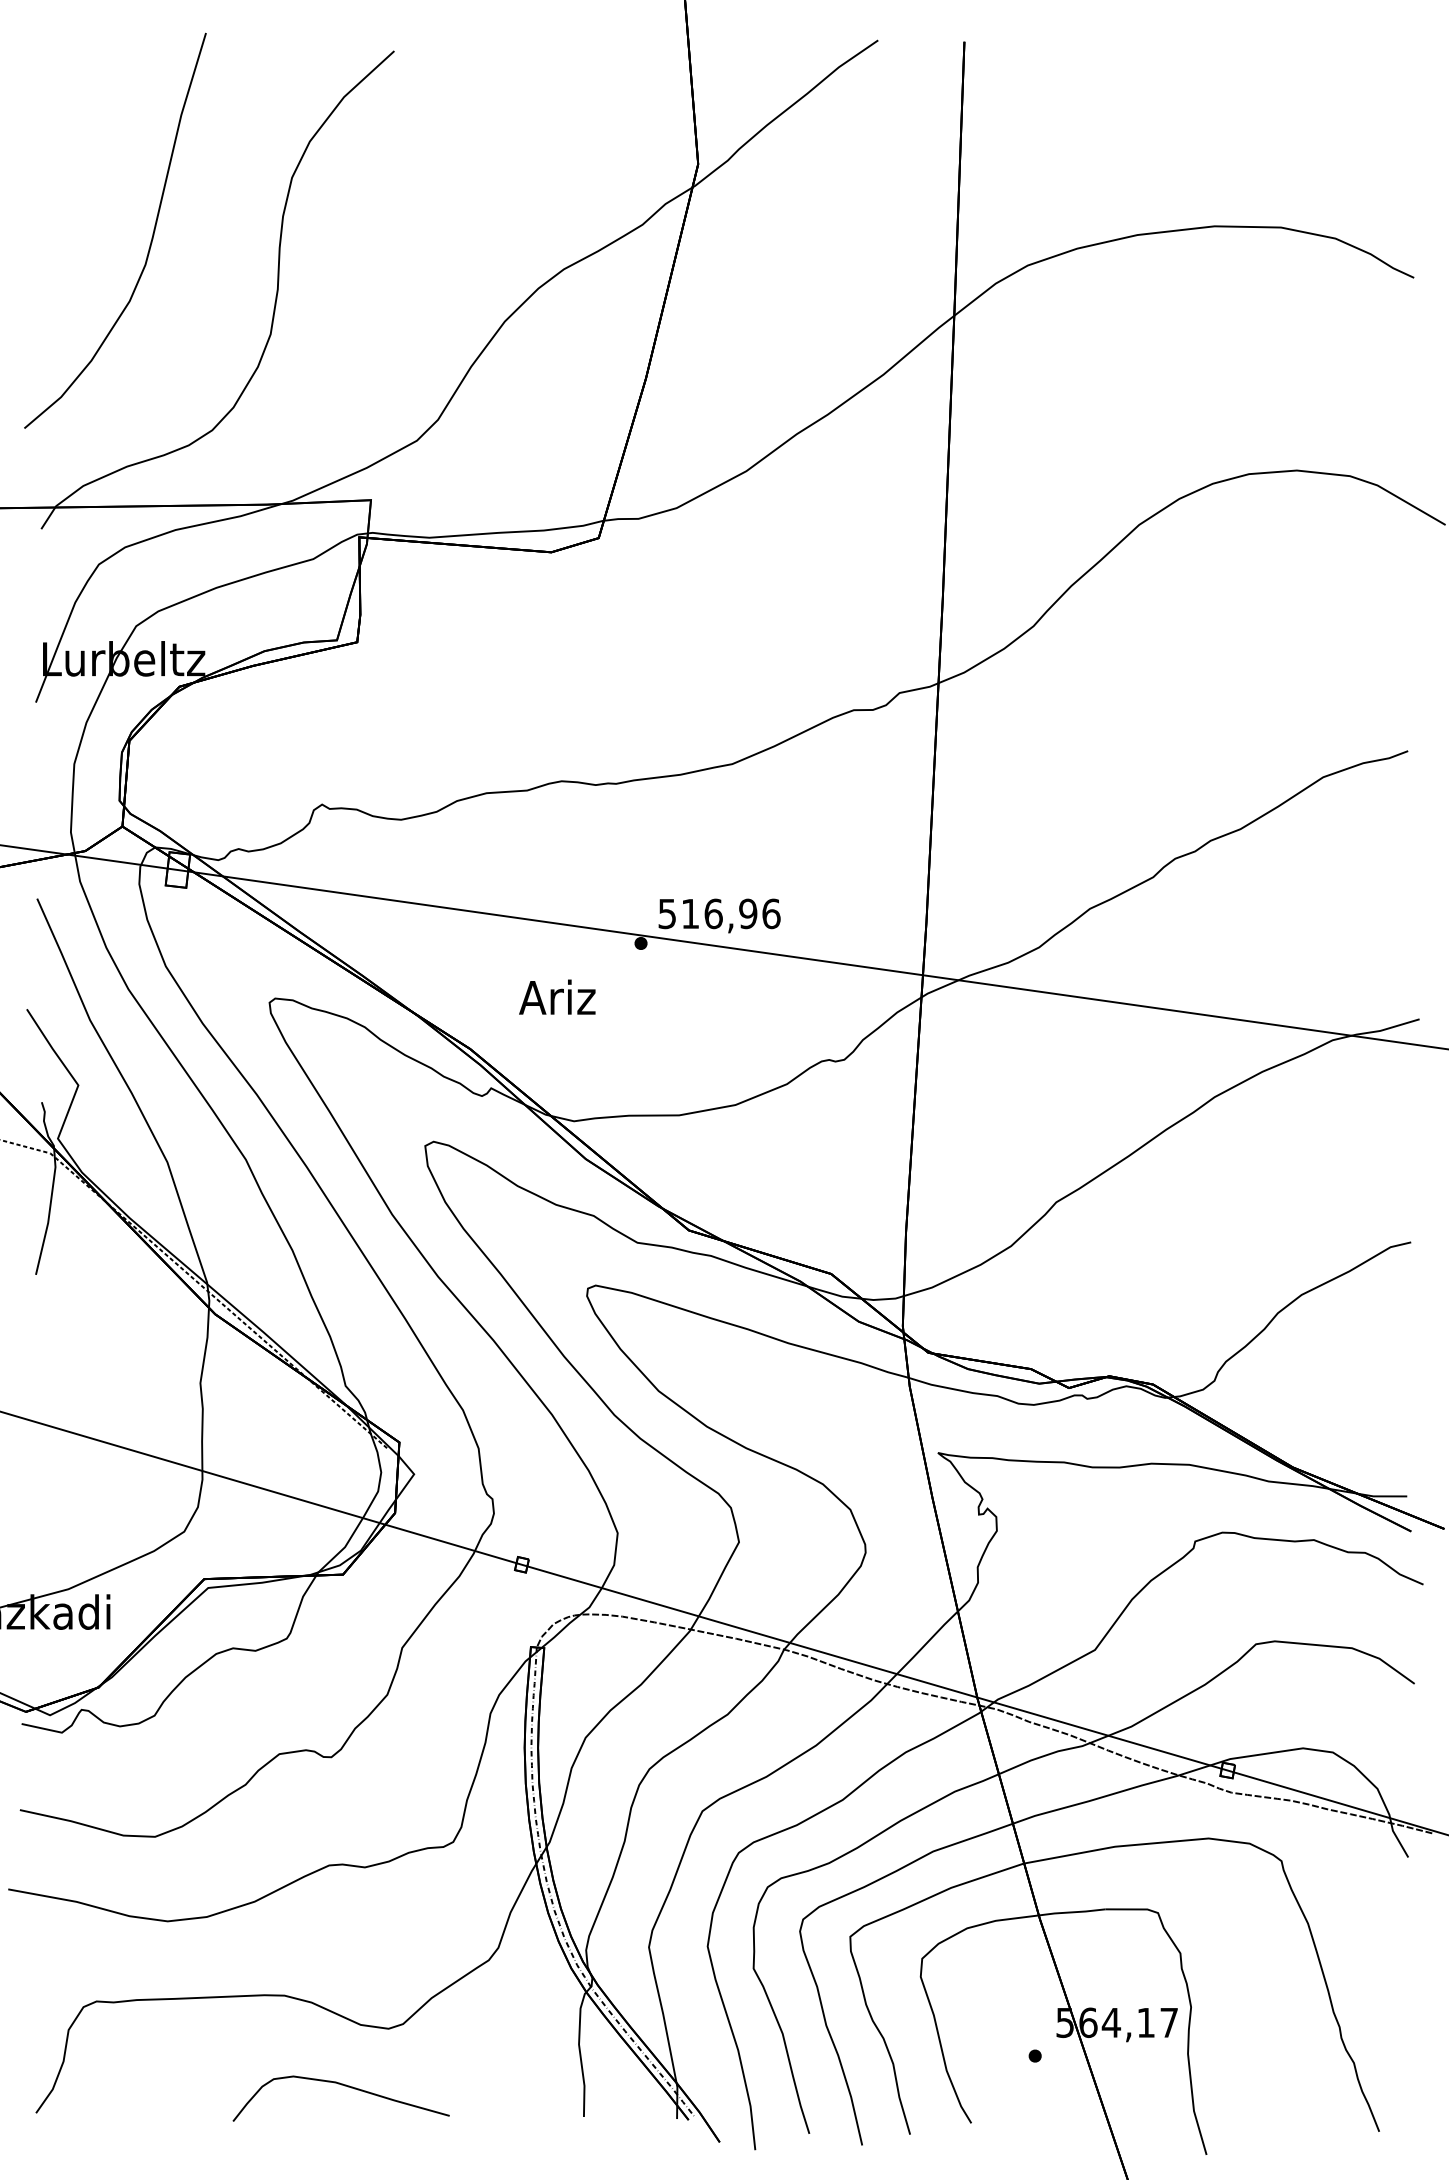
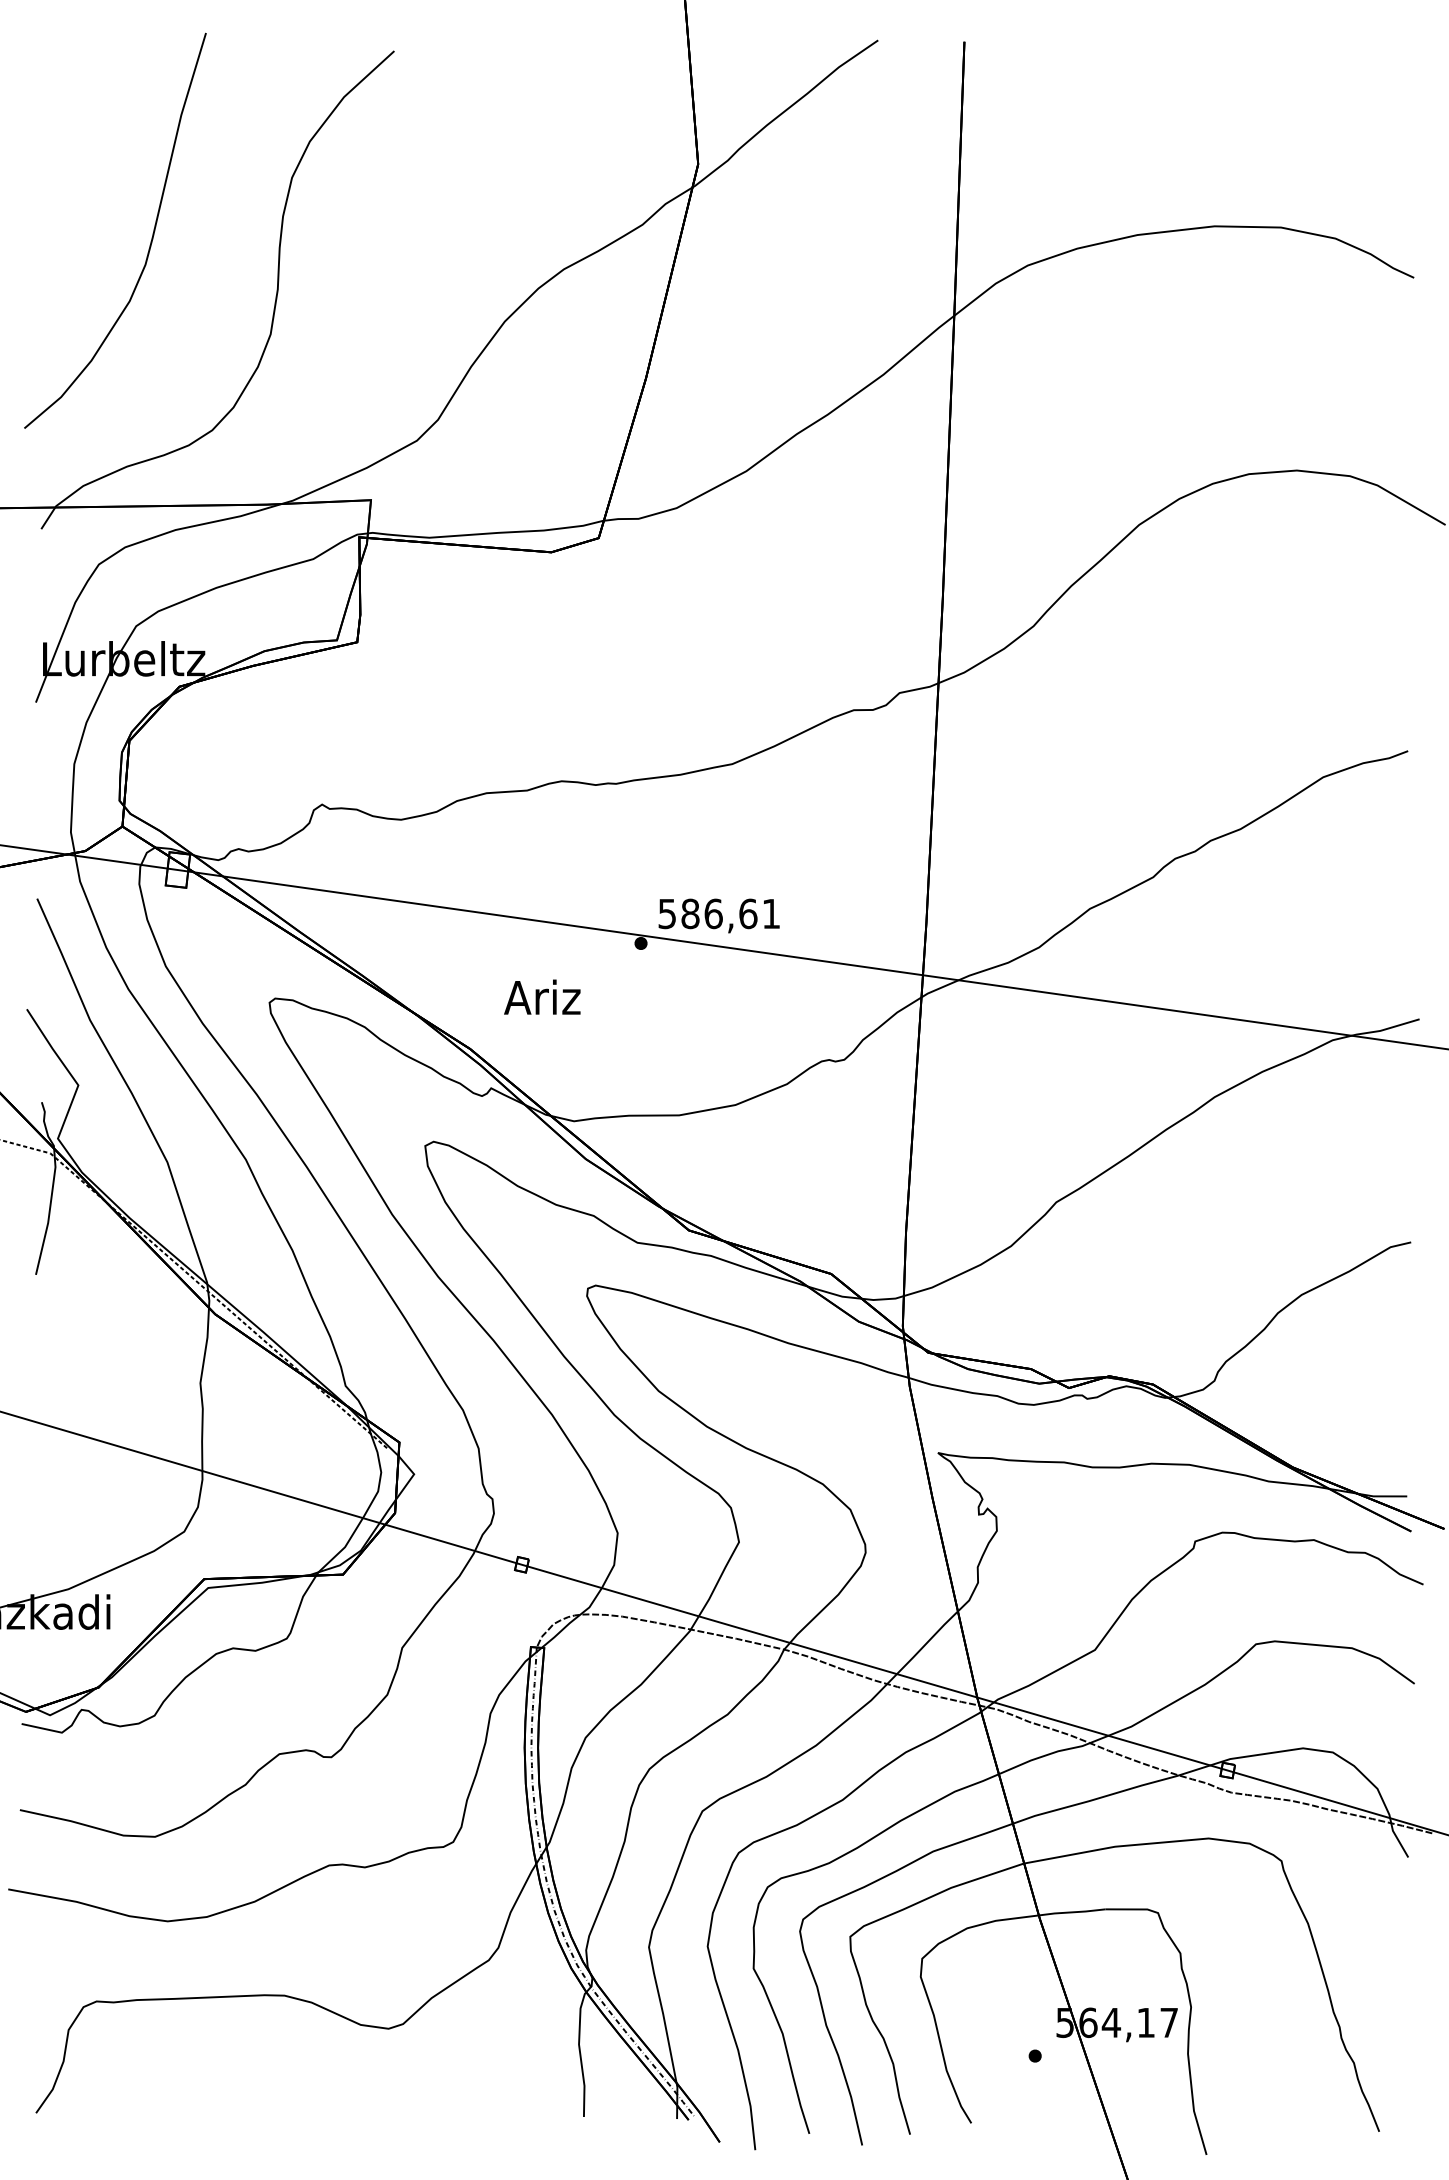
text: 516,96 -> 586,61 (730, 913)
text position: (557, 996) -> (542, 996) (542, 996)
curve: present -> none (344, 2086)
